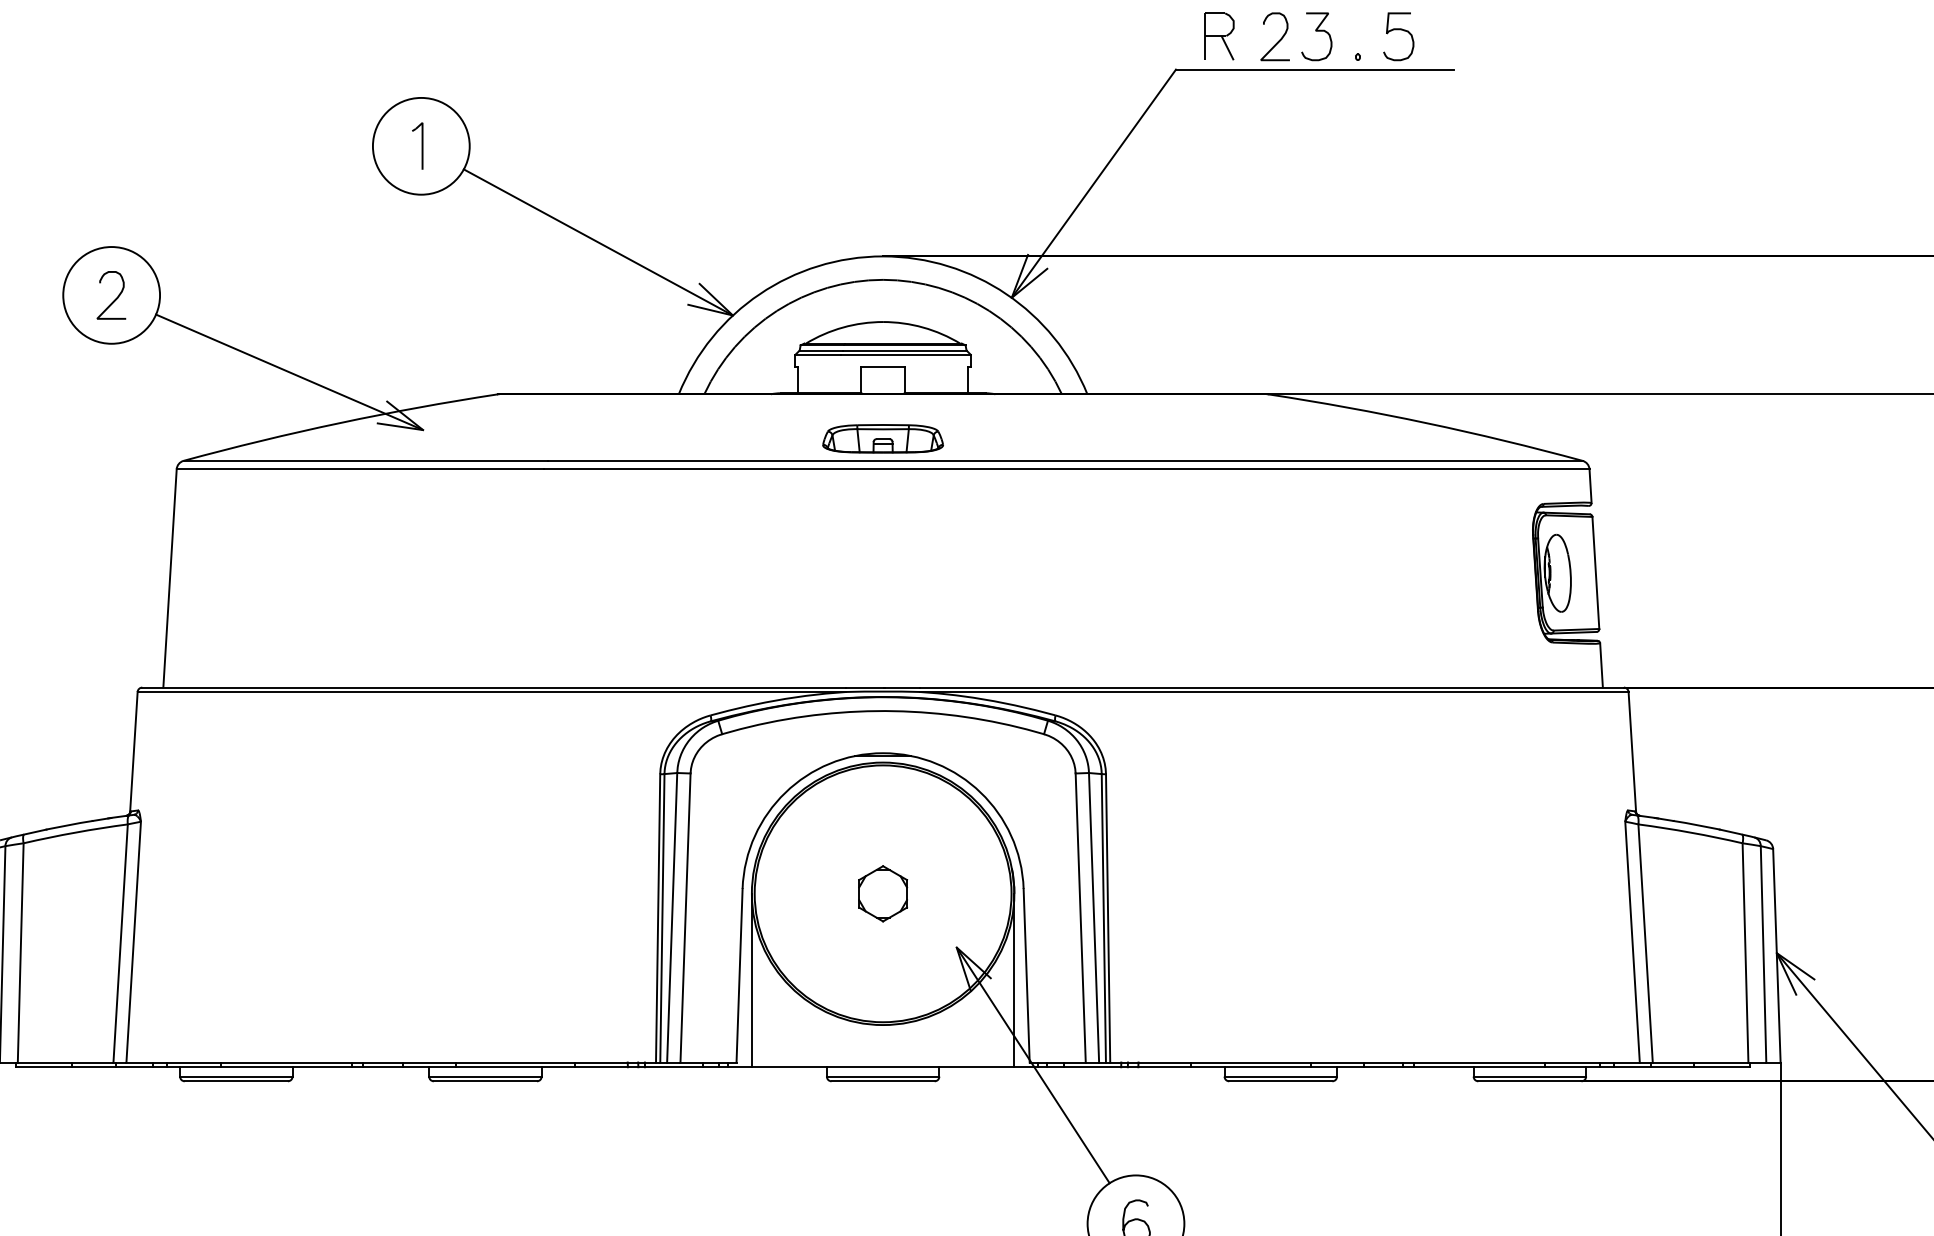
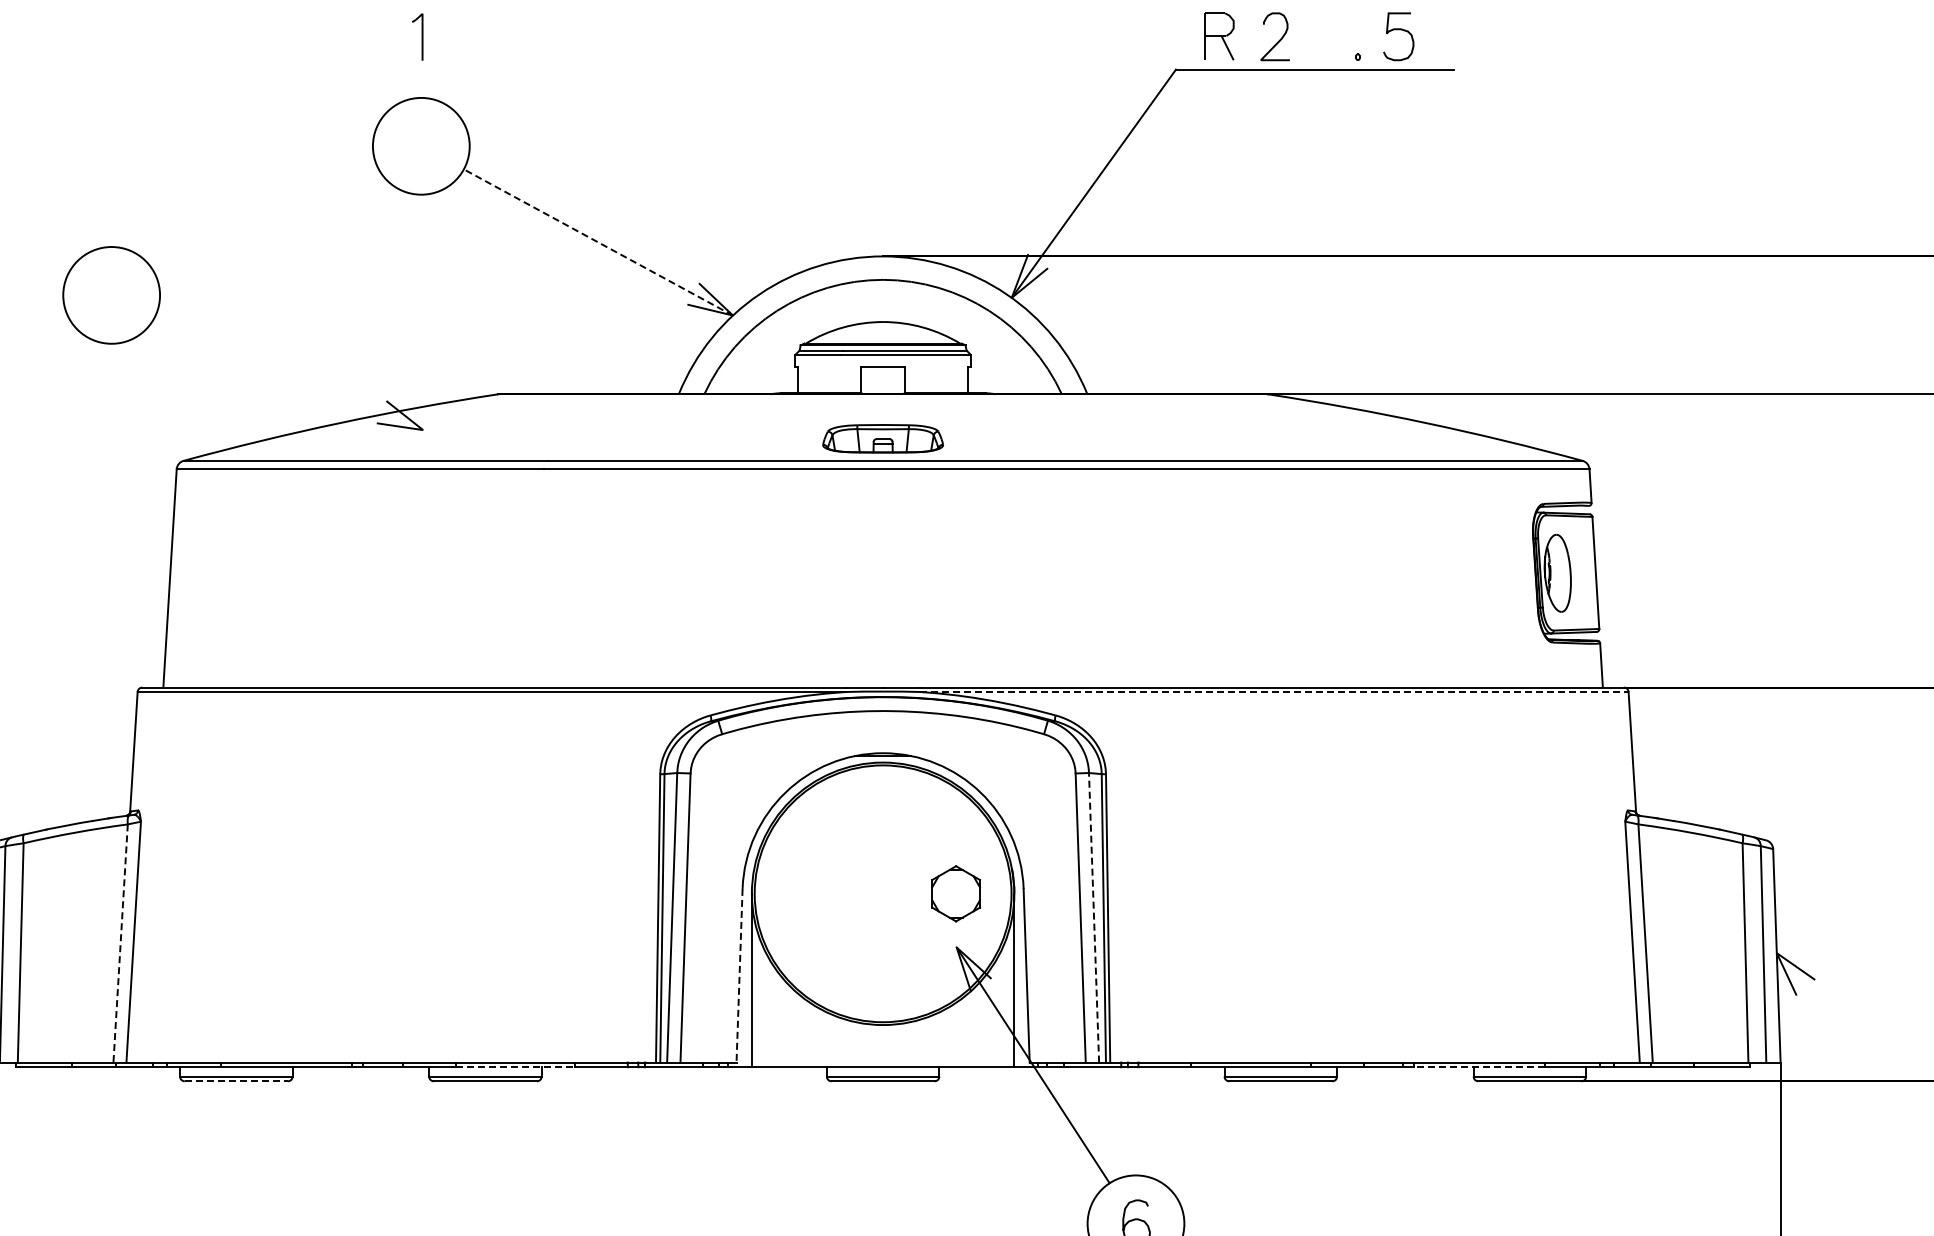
curve: present -> none (1316, 31)
part position: (417, 145) -> (417, 36) (417, 36)
line: solid -> dashed (597, 242)
curve: present -> none (115, 298)
line: present -> none (289, 372)
line: solid -> dashed (1274, 692)
part position: (883, 893) -> (956, 893) (956, 893)
line: solid -> dashed (1094, 917)
line: solid -> dashed (120, 943)
line: solid -> dashed (739, 975)
line: present -> none (1853, 1044)
line: solid -> dashed (515, 1067)
line: solid -> dashed (1479, 1067)
line: solid -> dashed (236, 1081)
